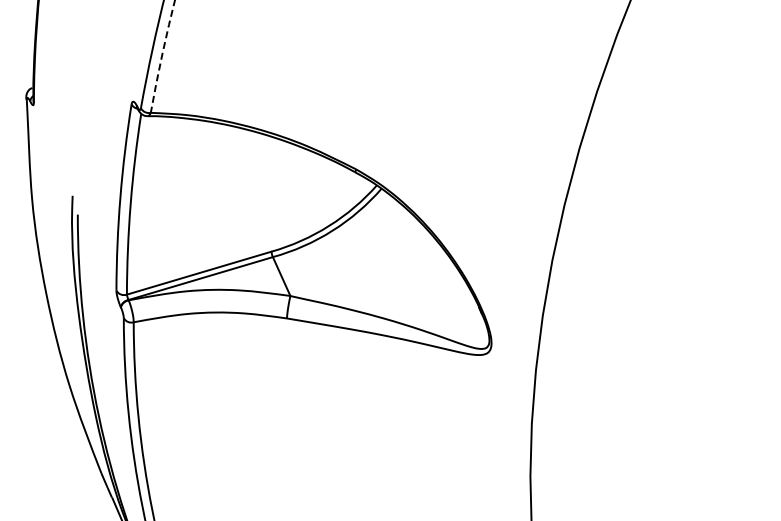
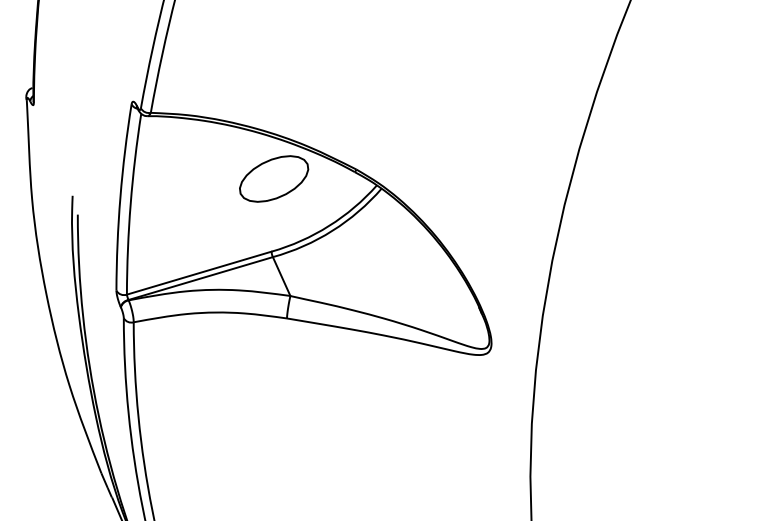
arc: dashed -> solid (162, 55)
part: none -> present (274, 178)
